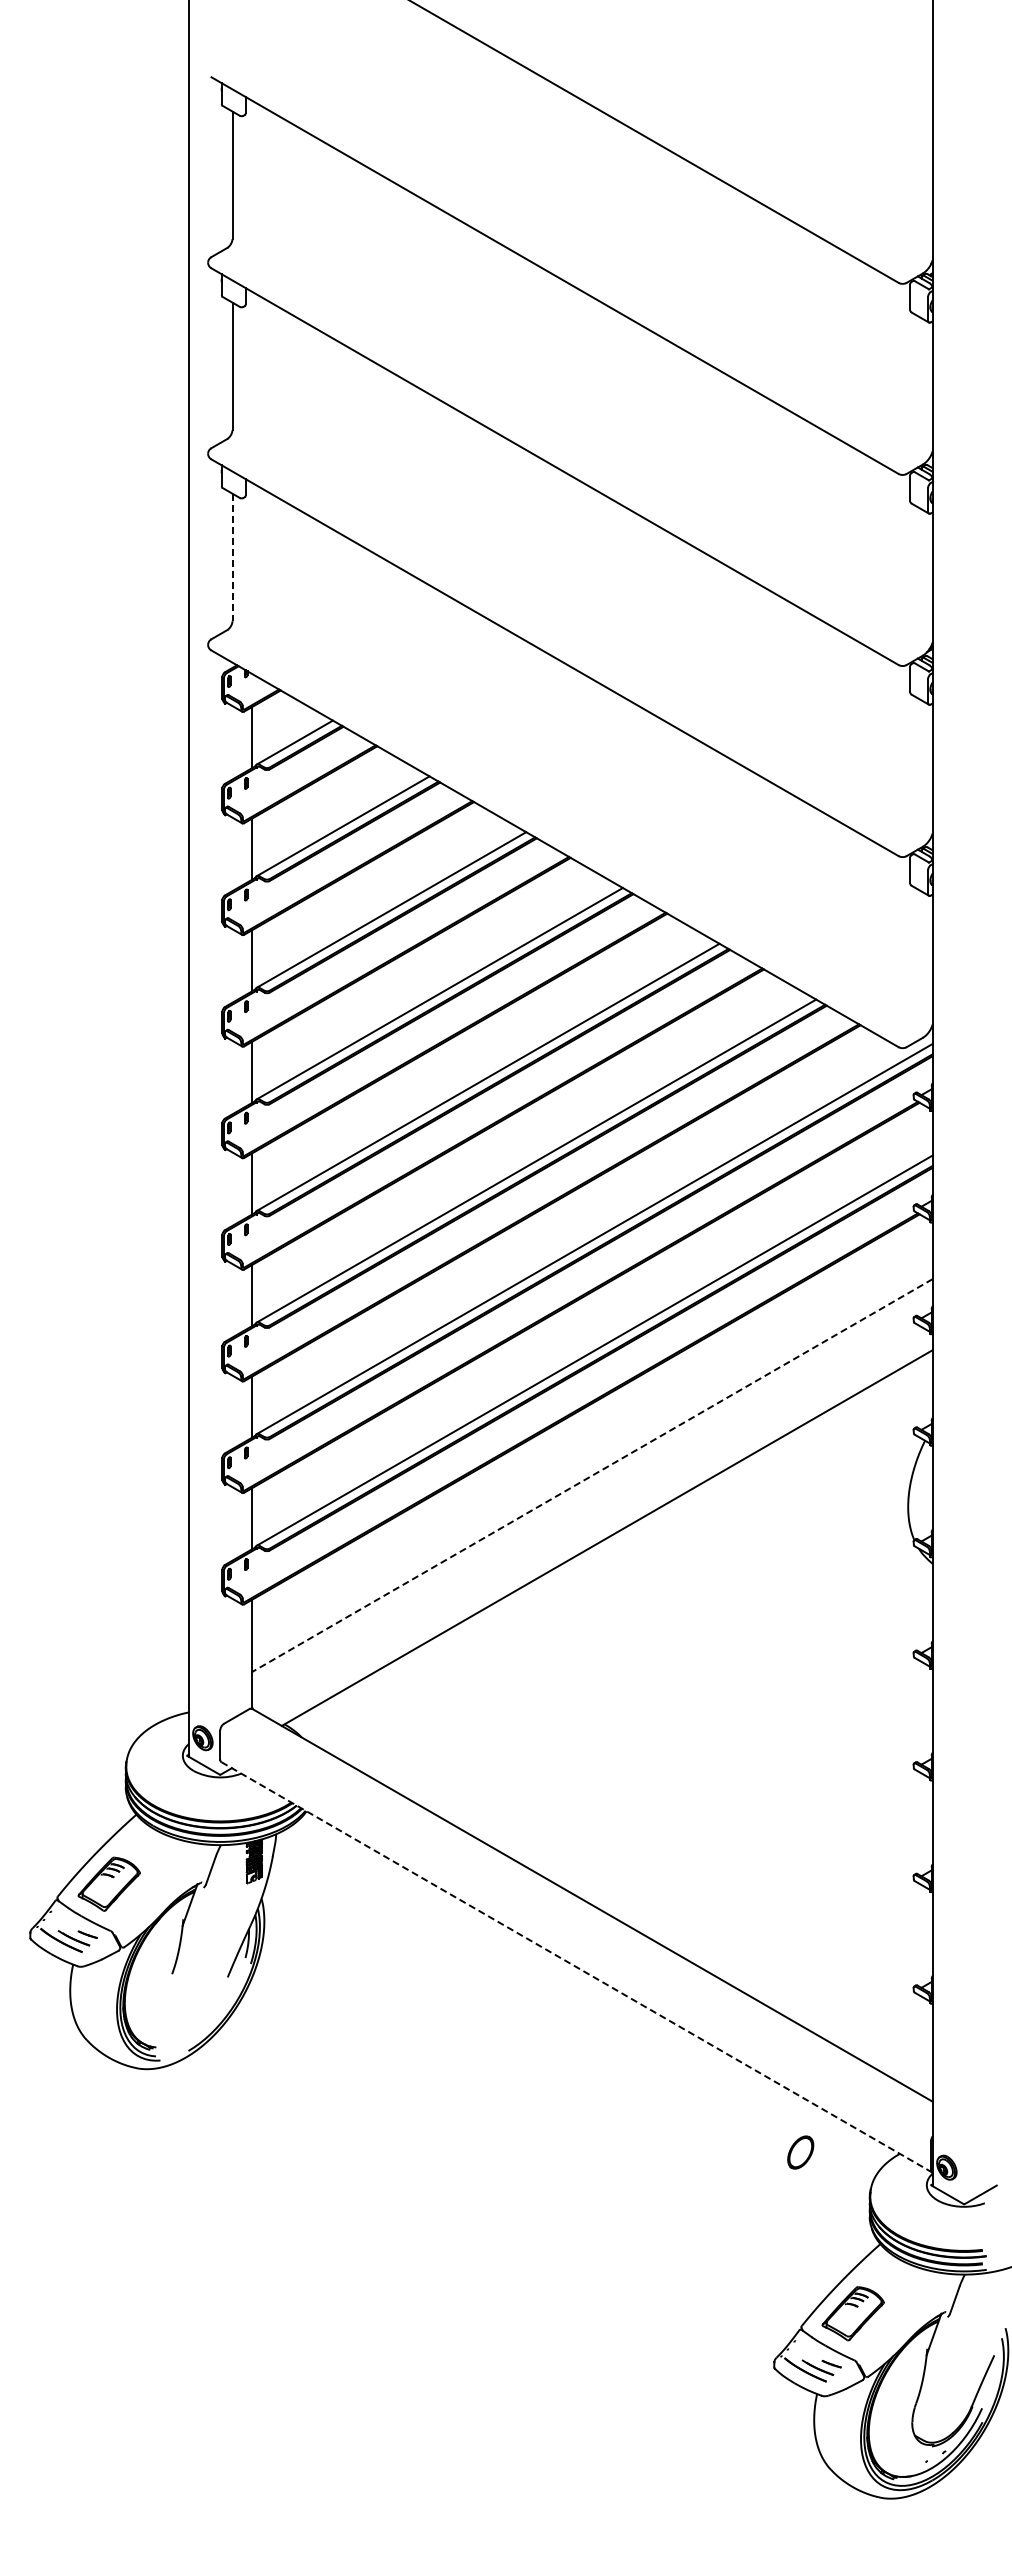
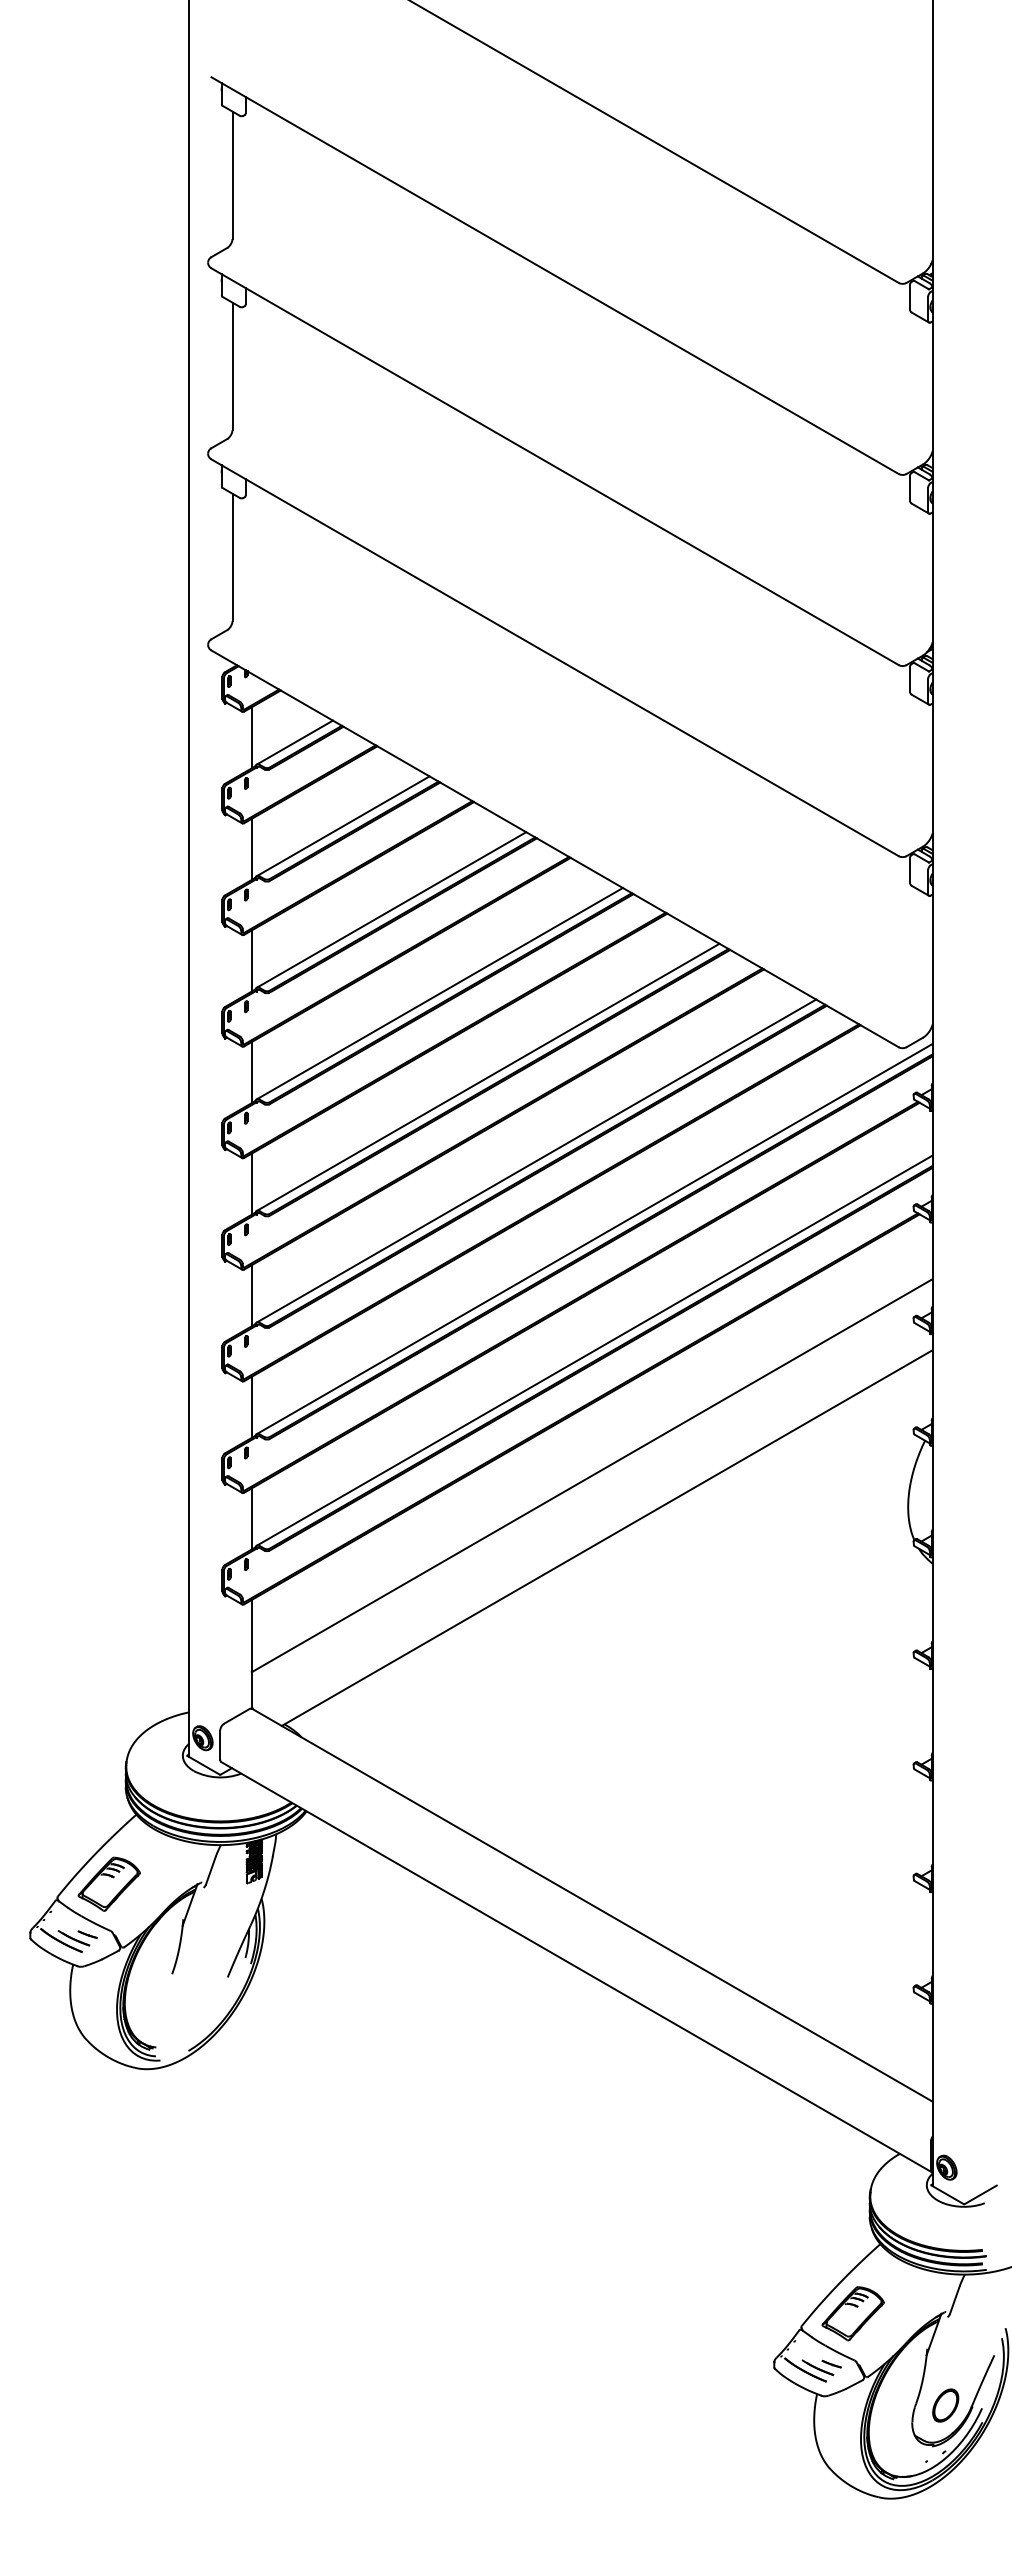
line: dashed -> solid (232, 557)
line: dashed -> solid (591, 1475)
line: dashed -> solid (577, 1967)
part position: (800, 2152) -> (945, 2405) (945, 2405)
